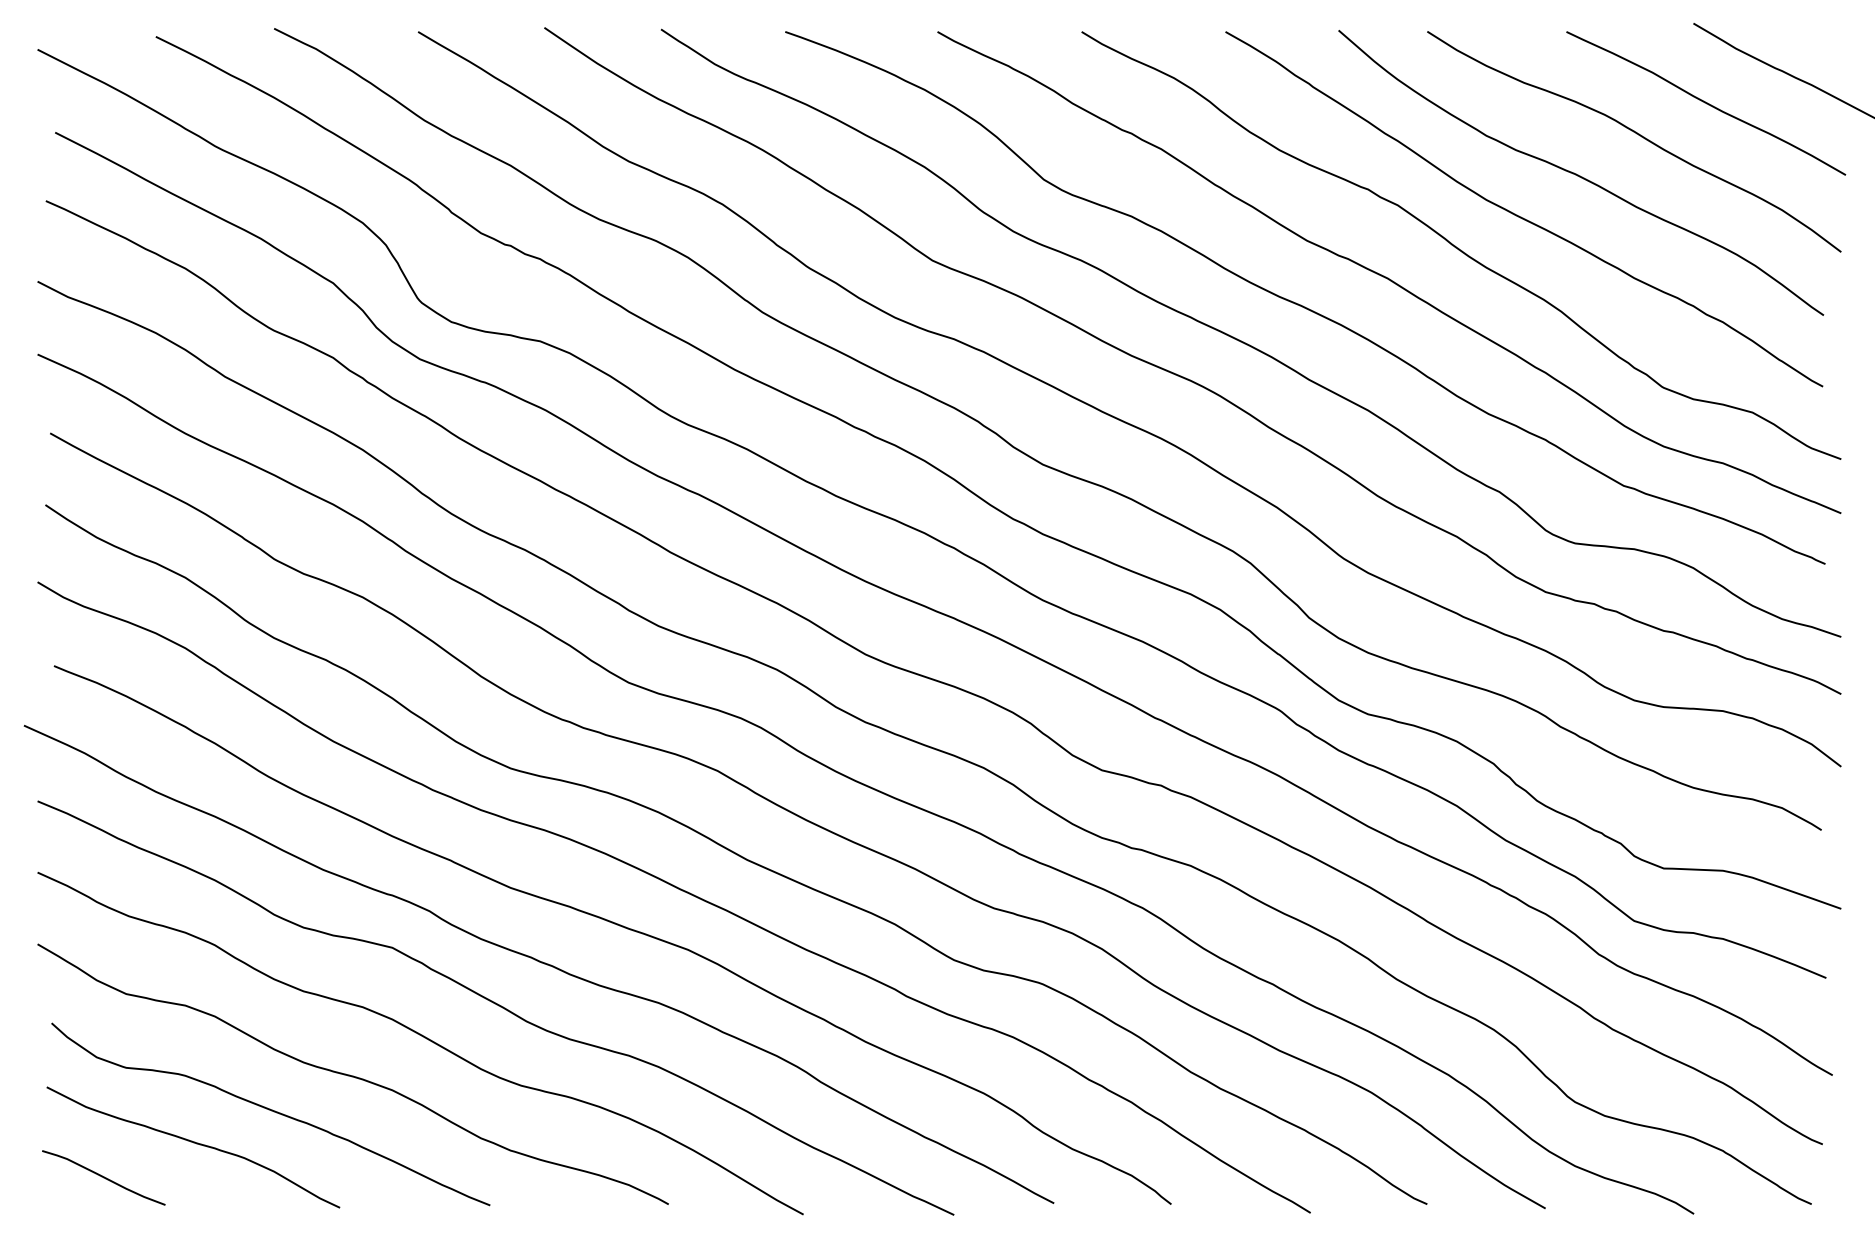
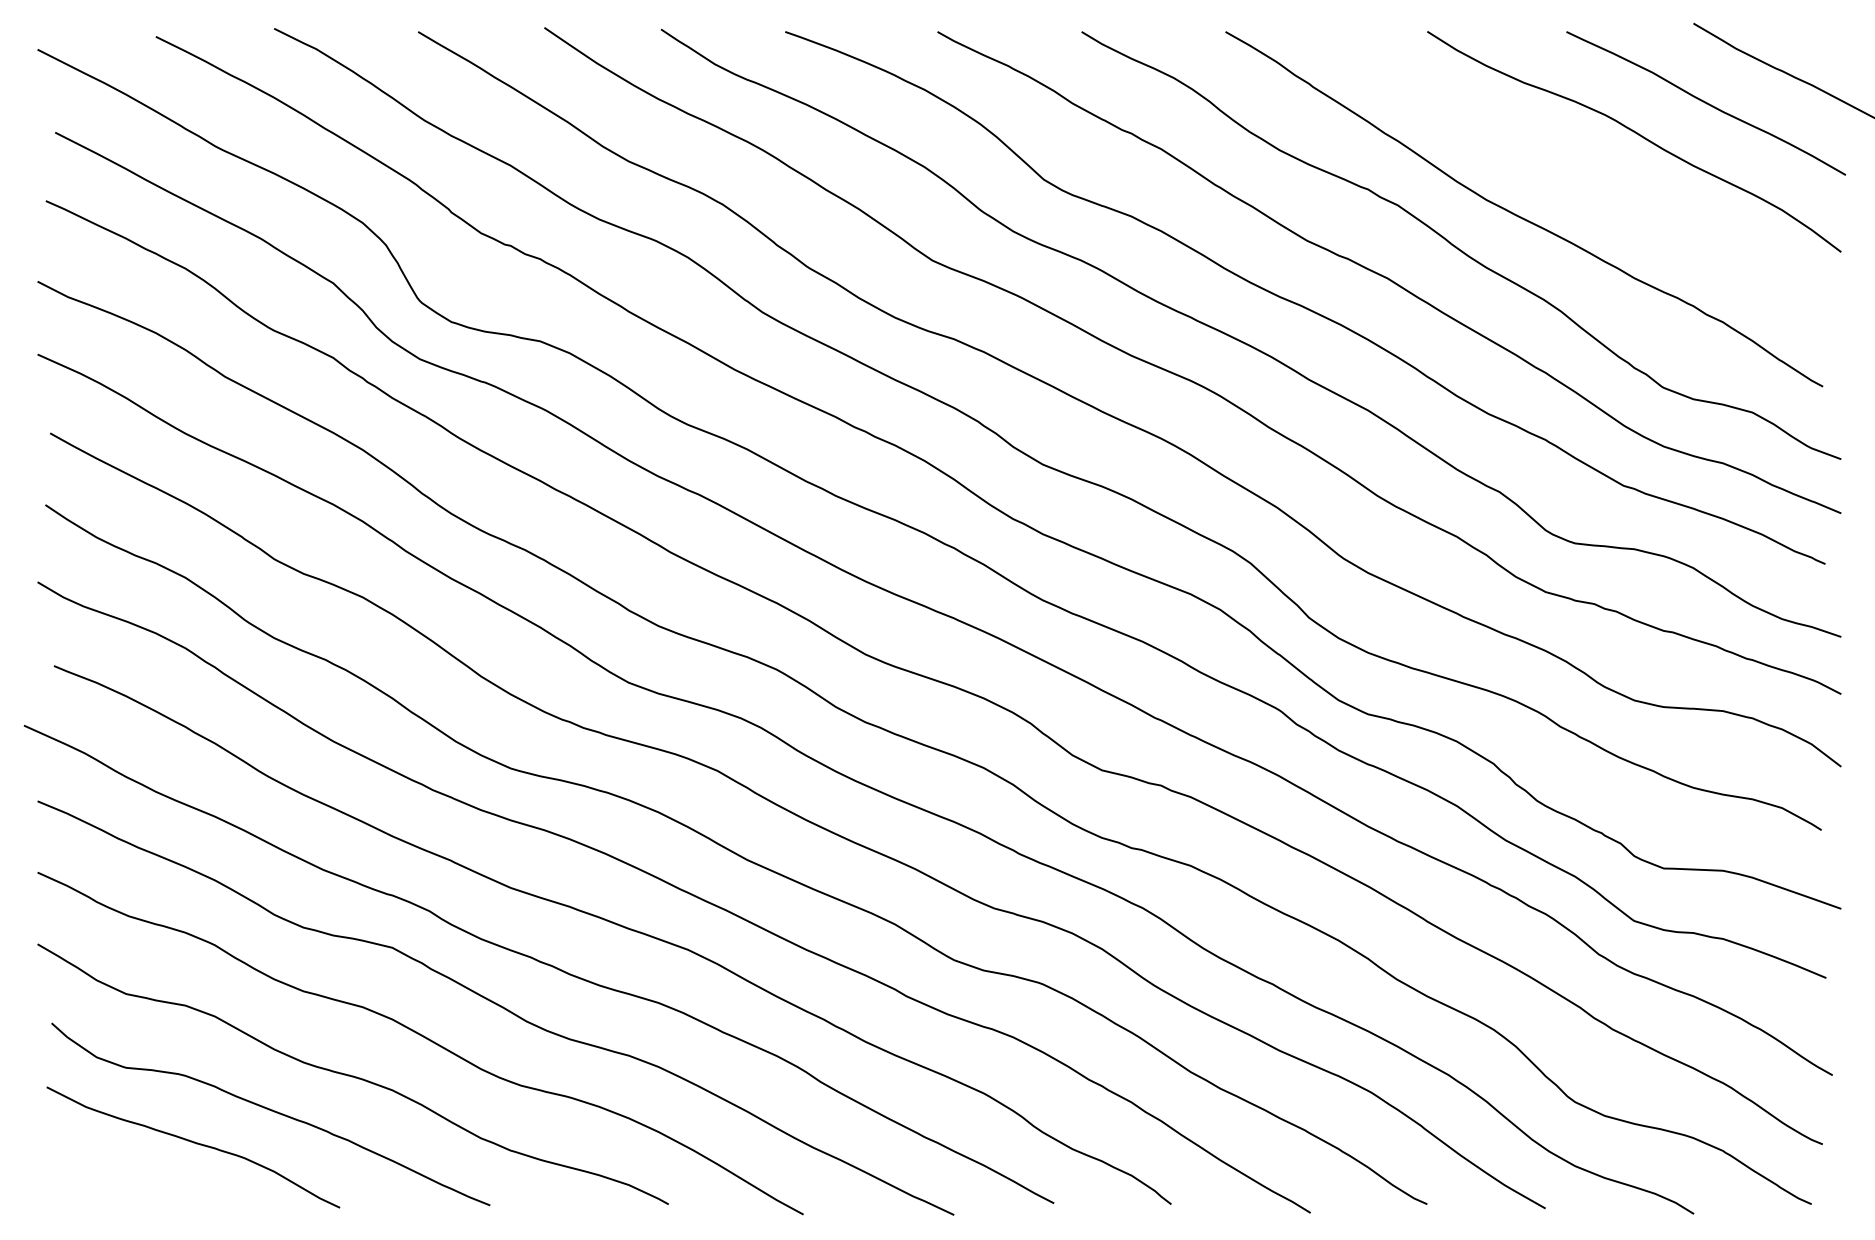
curve: present -> none (1580, 175)
curve: present -> none (103, 1177)
